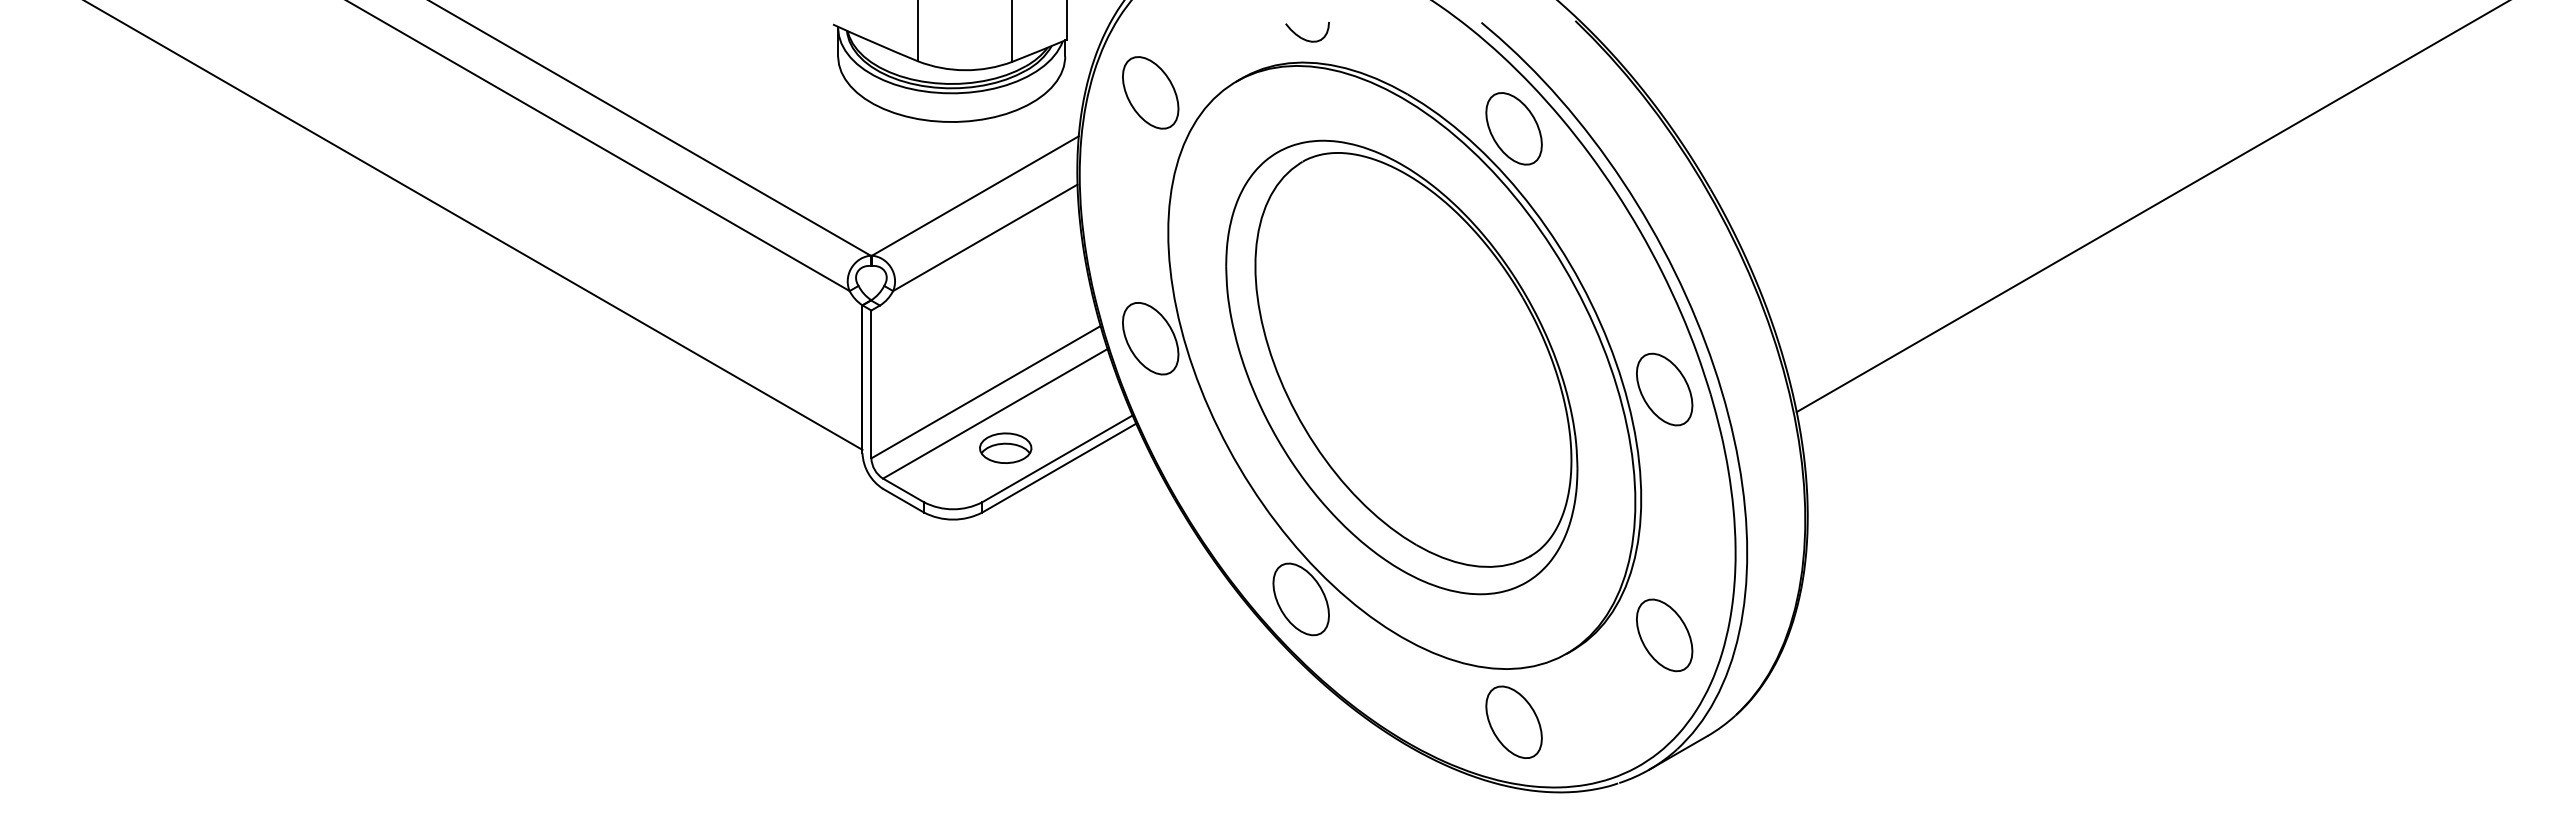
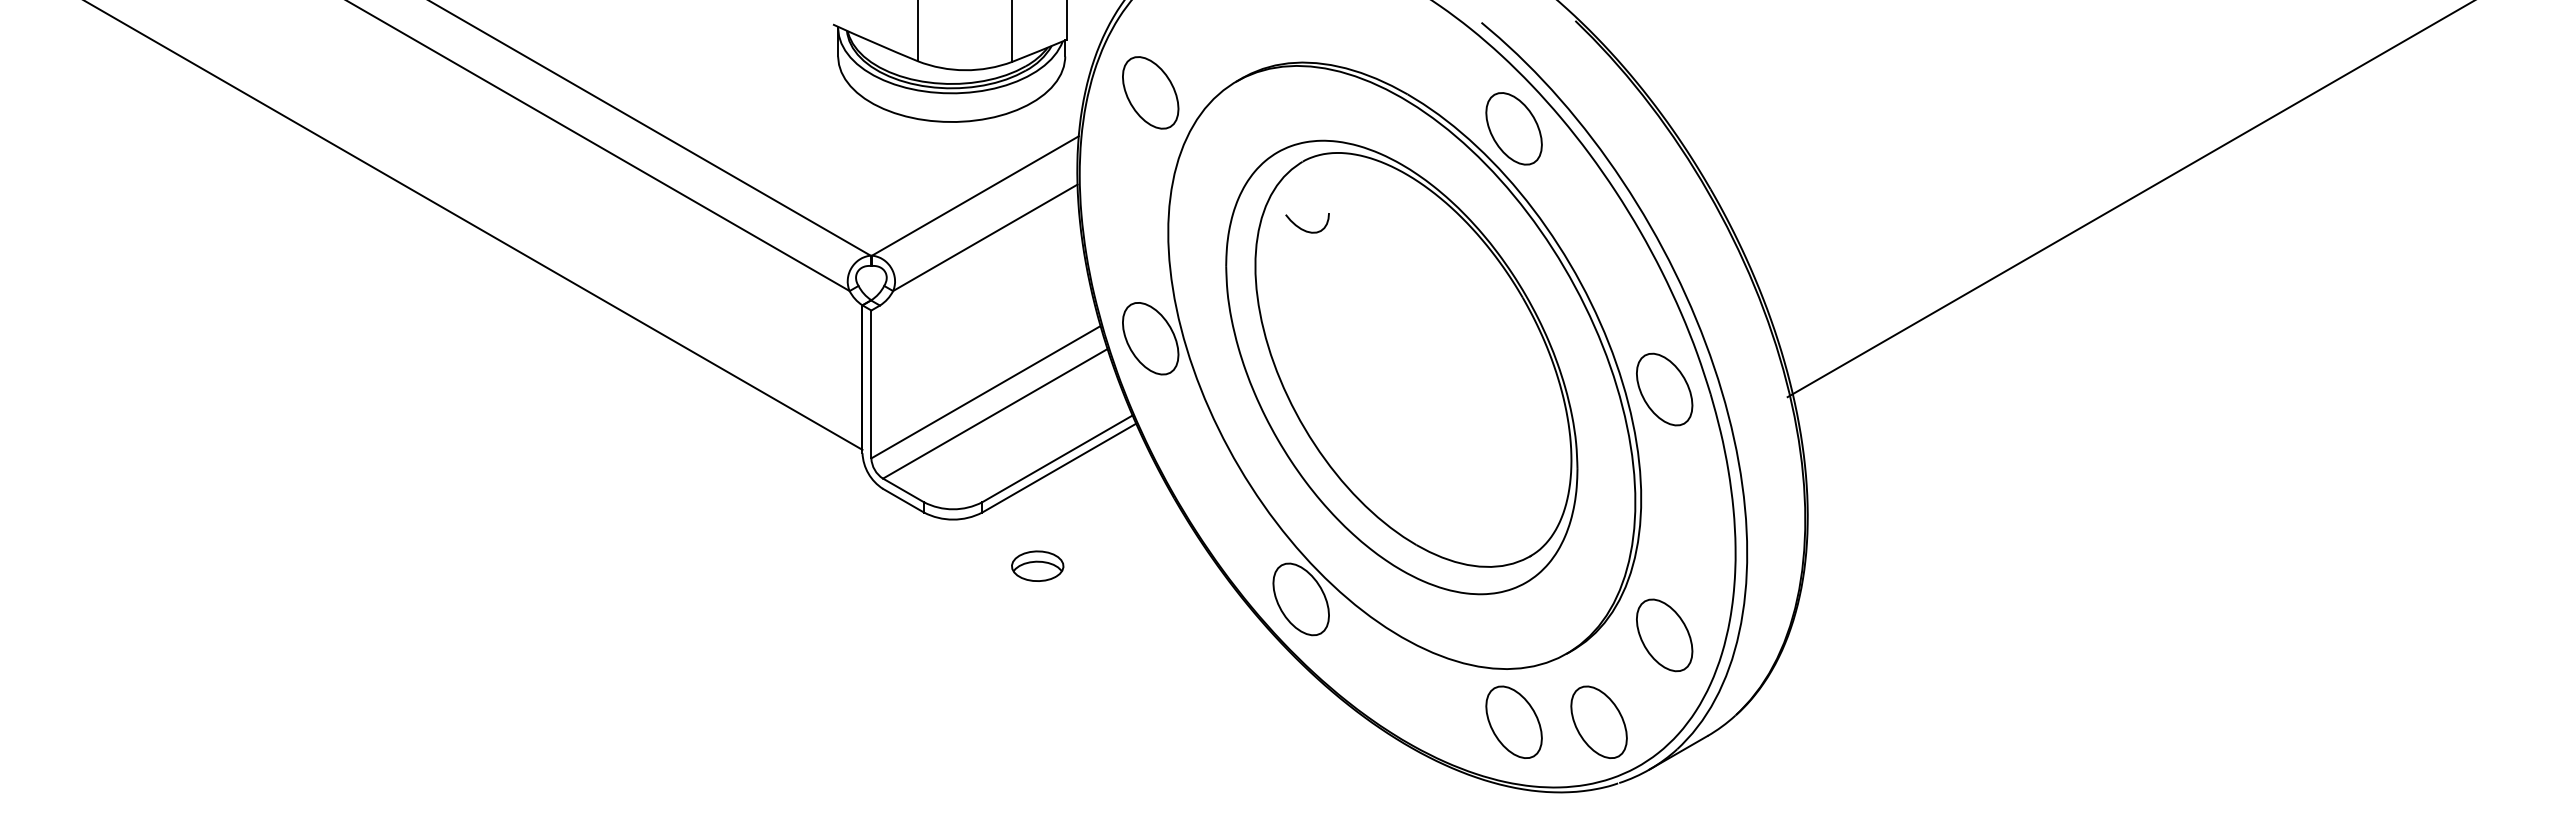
curve position: (1304, 38) -> (1304, 229) (1304, 229)
line position: (2151, 207) -> (2129, 199) (2129, 199)
part position: (1005, 447) -> (1037, 565) (1037, 565)
part: none -> present (1598, 721)
